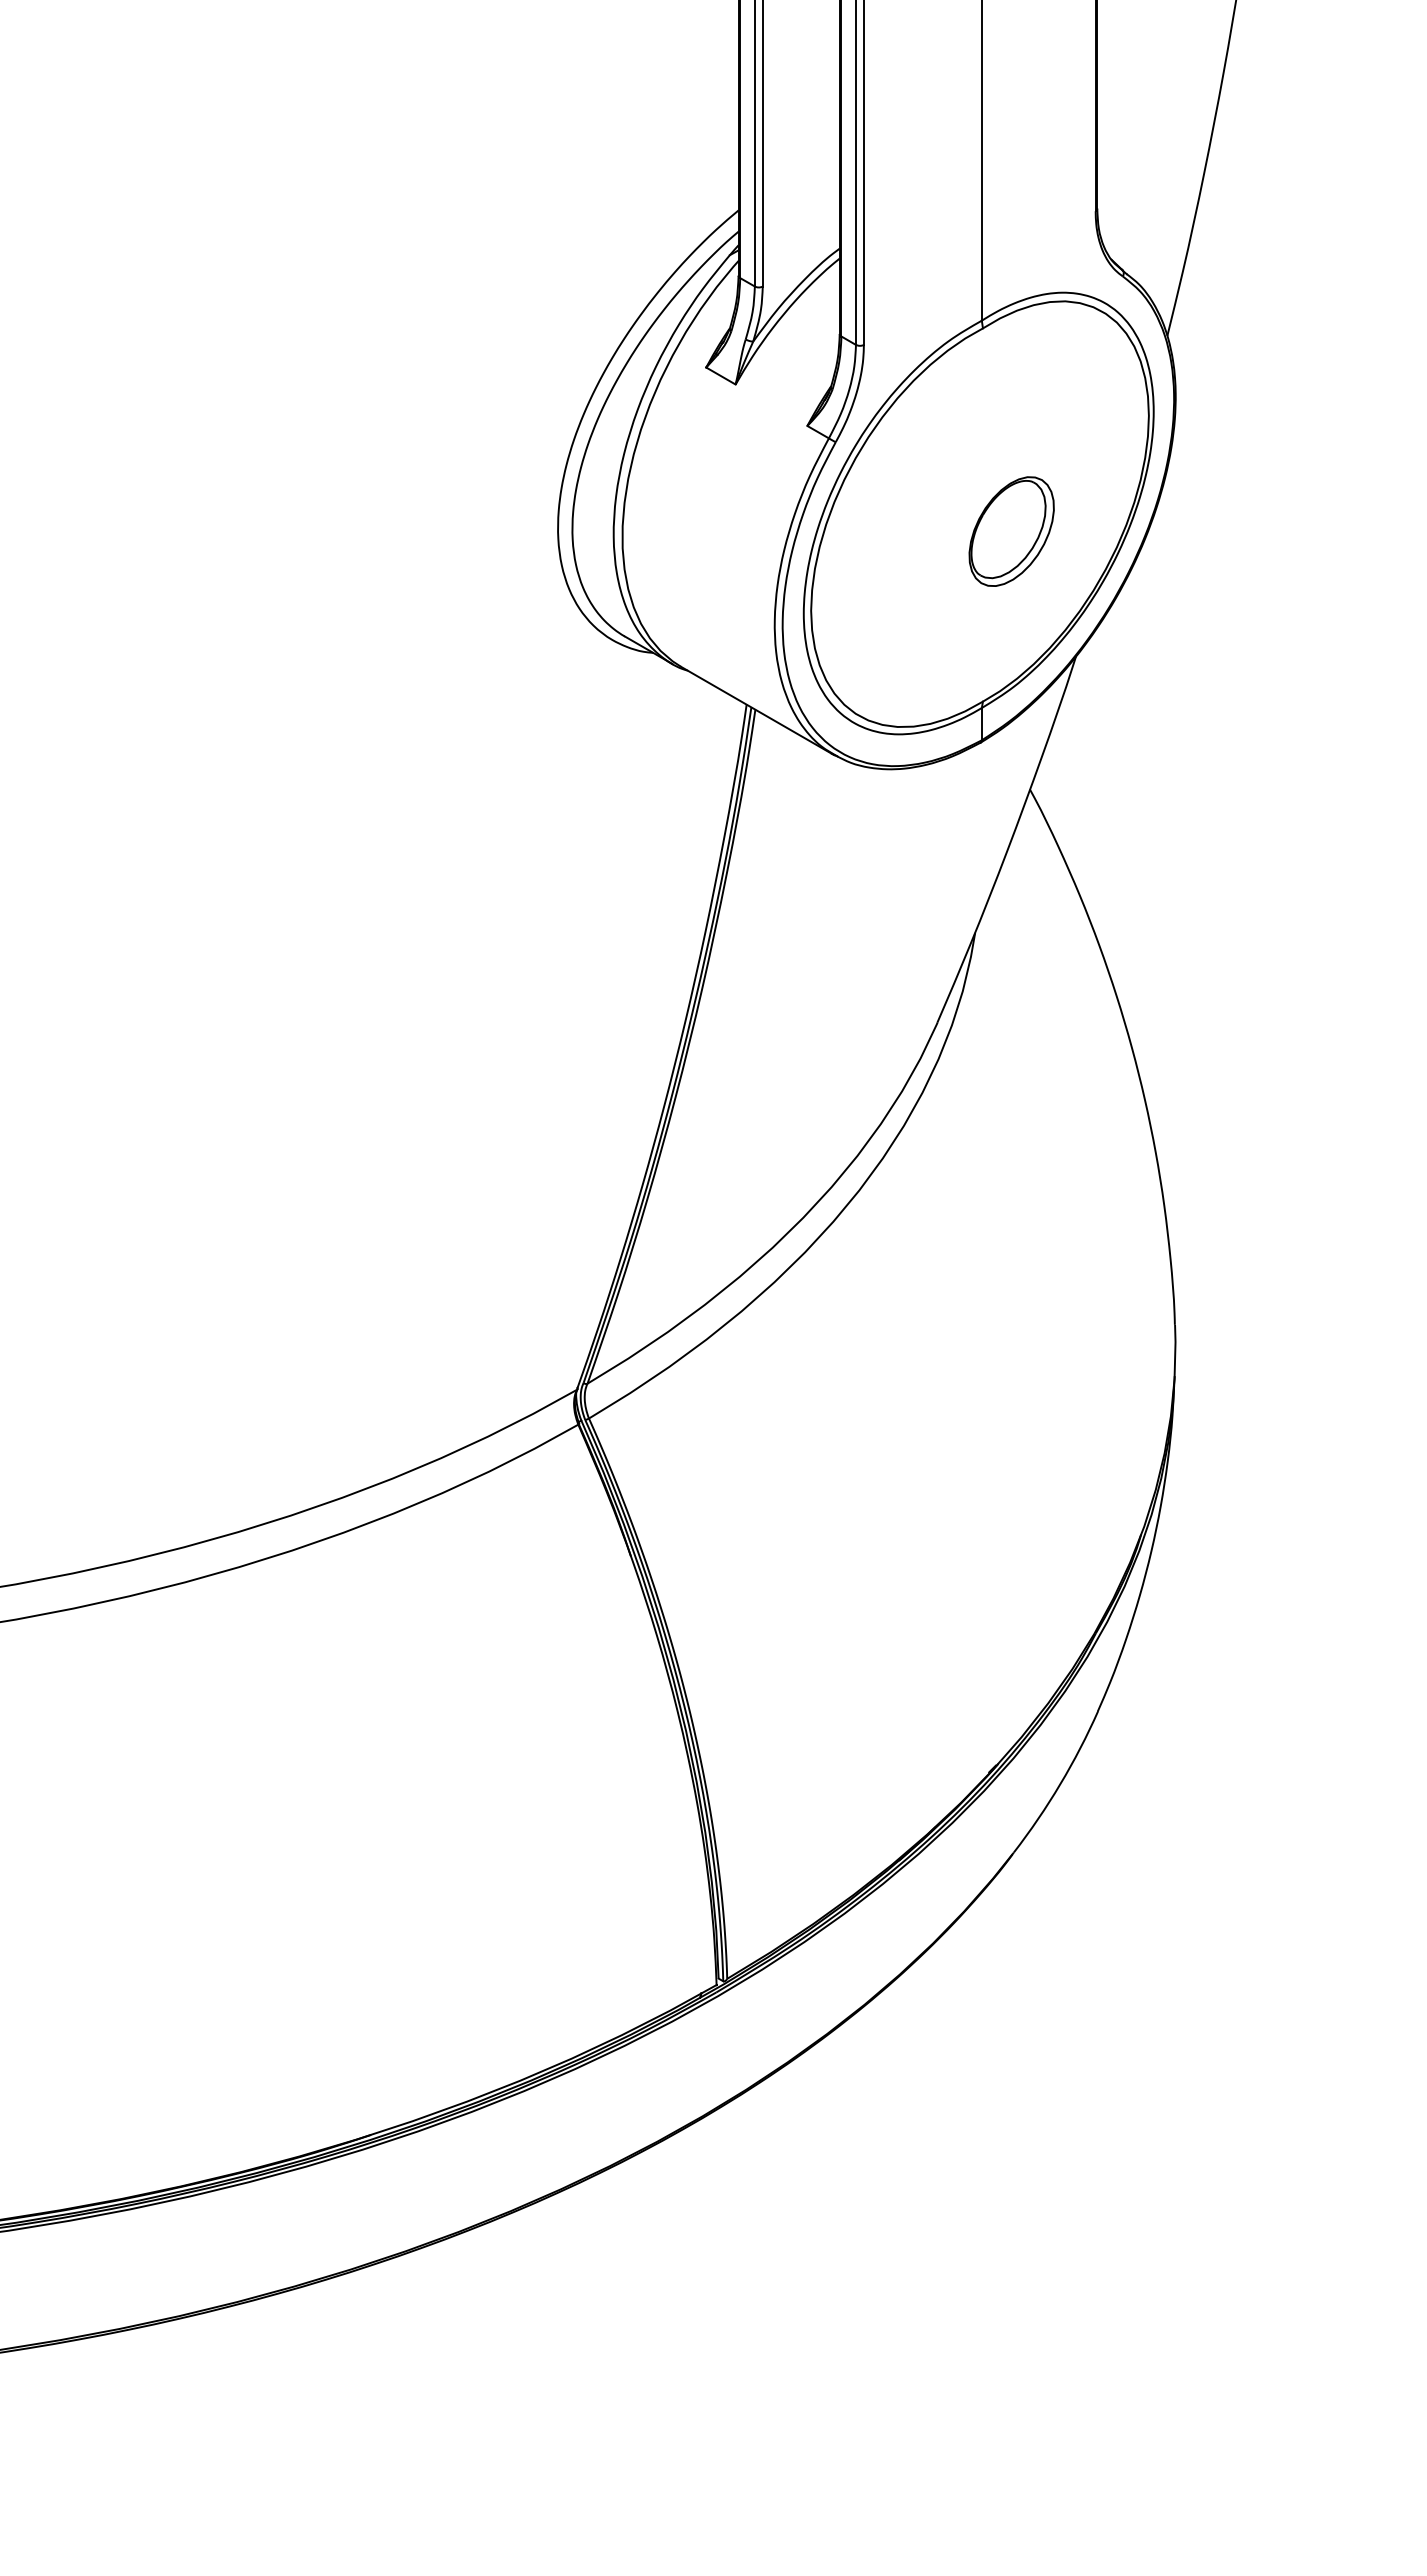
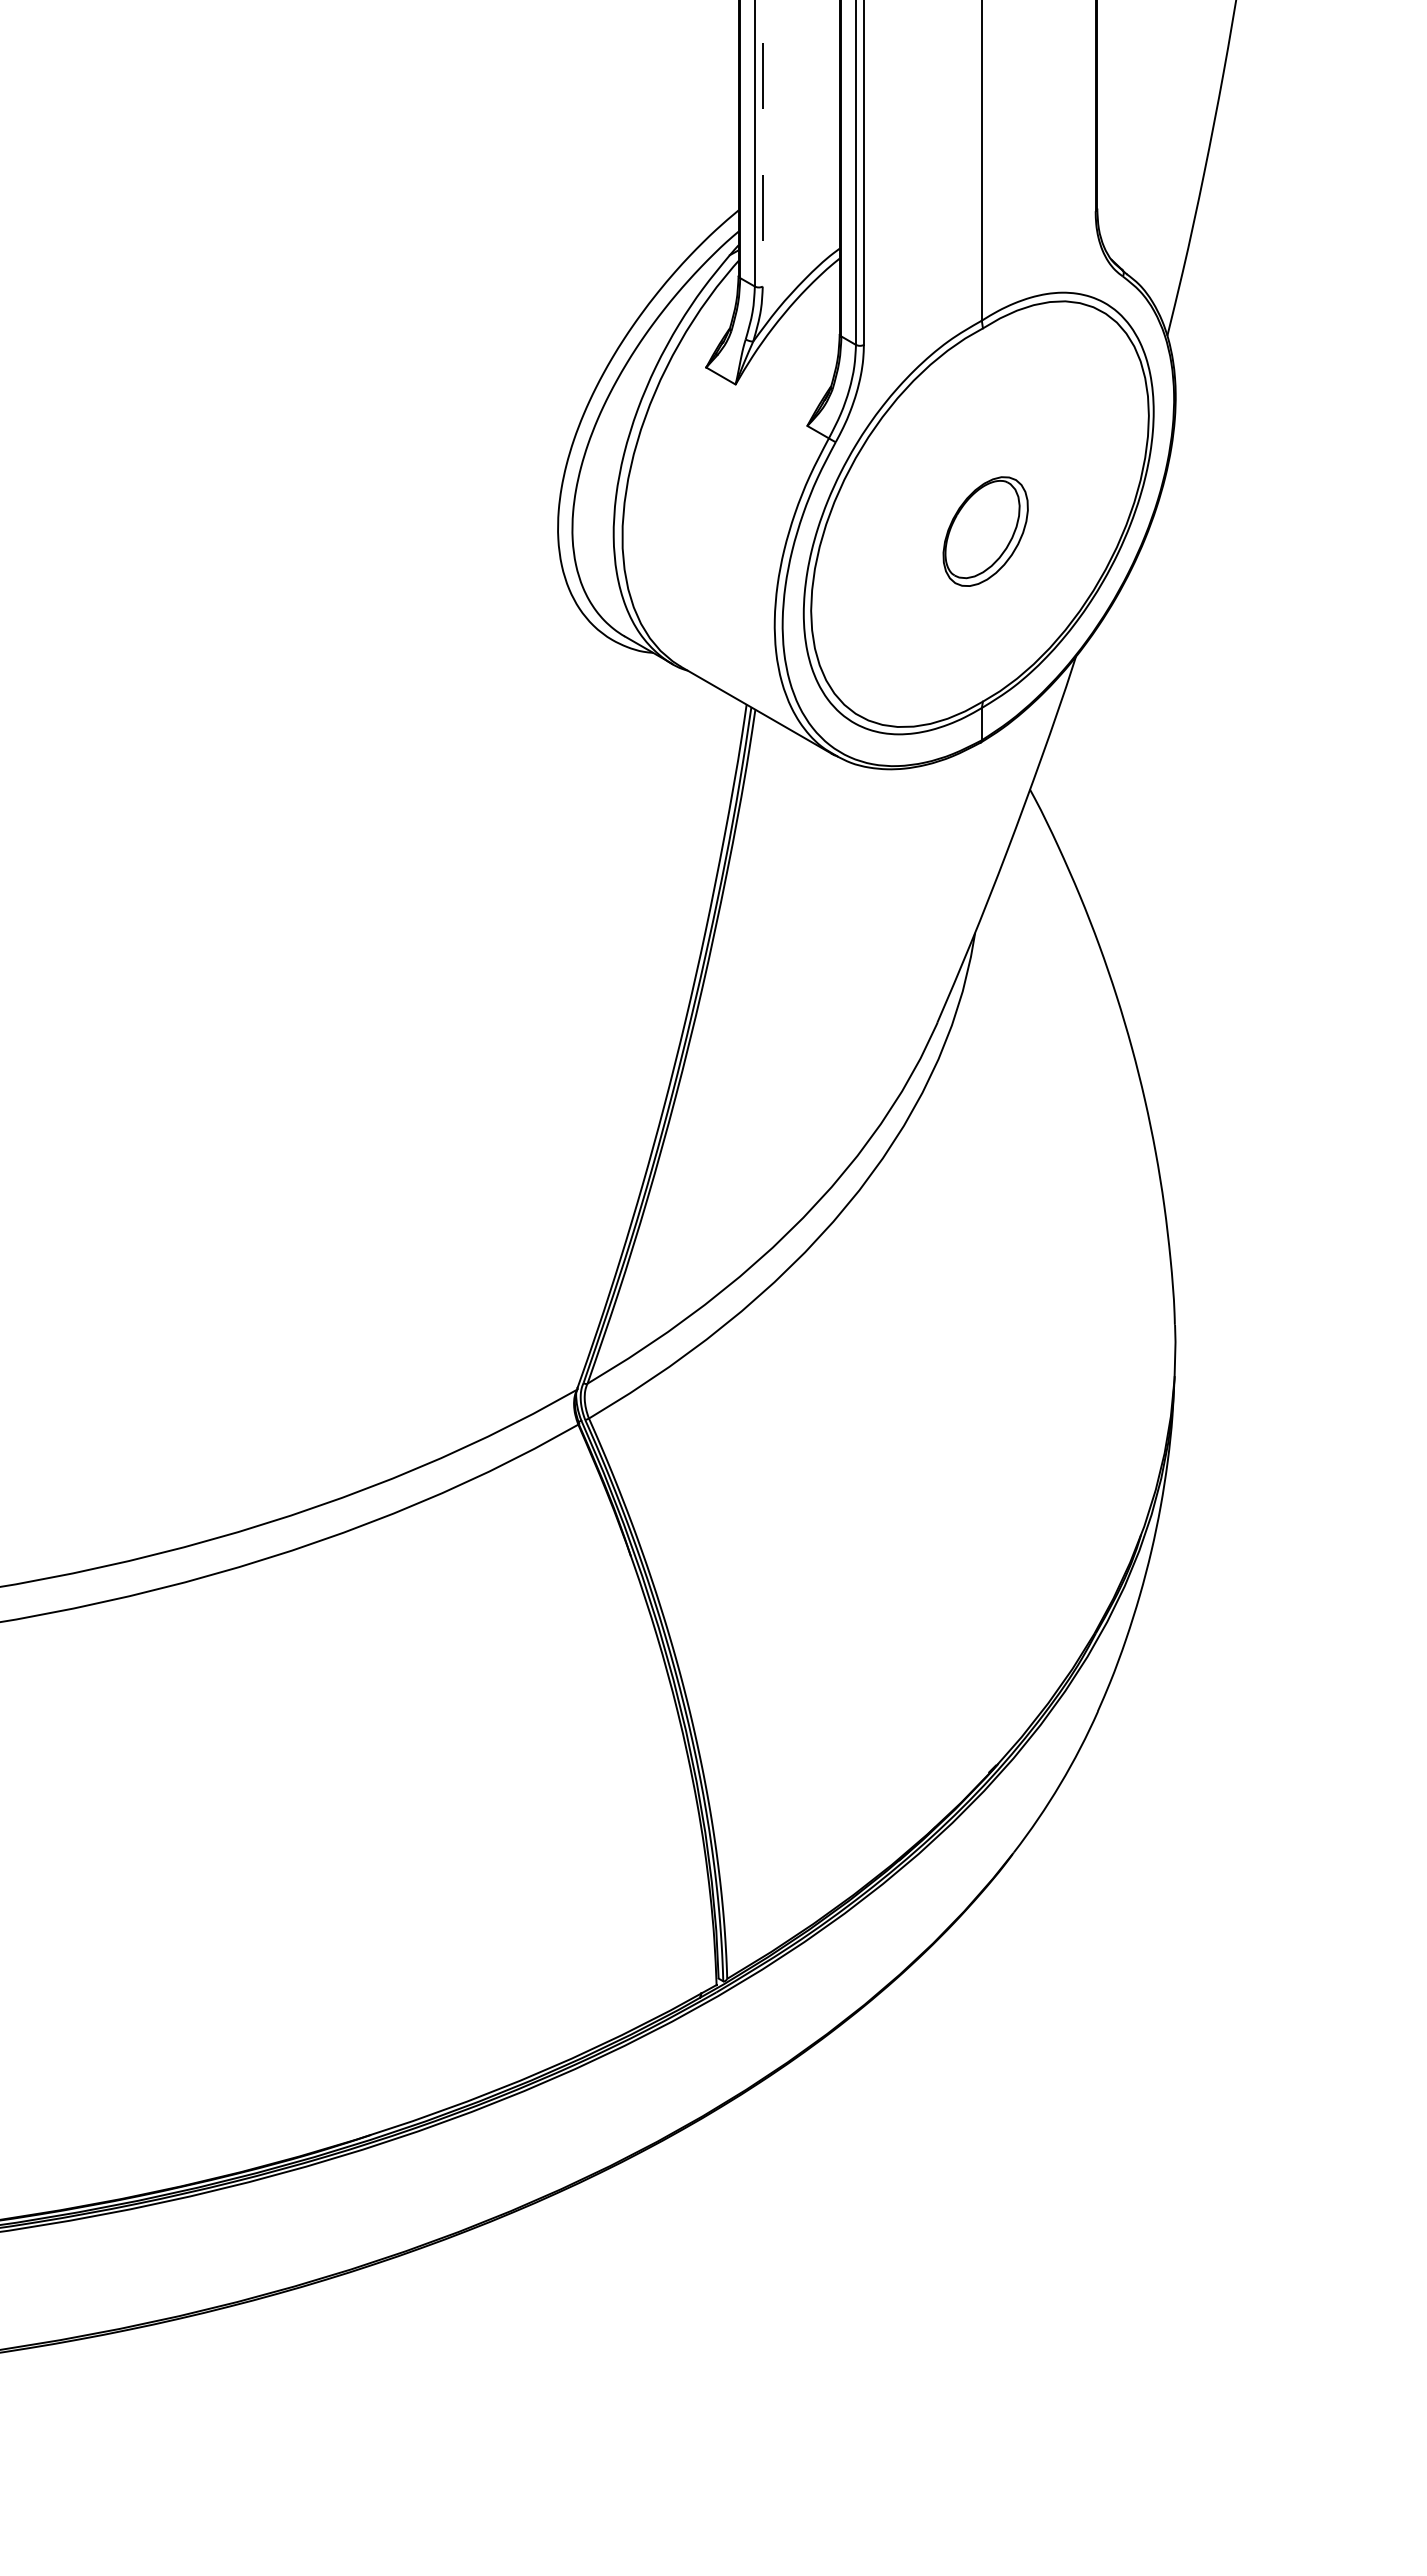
line: solid -> dashed (762, 143)
part position: (1011, 531) -> (985, 531) (985, 531)
